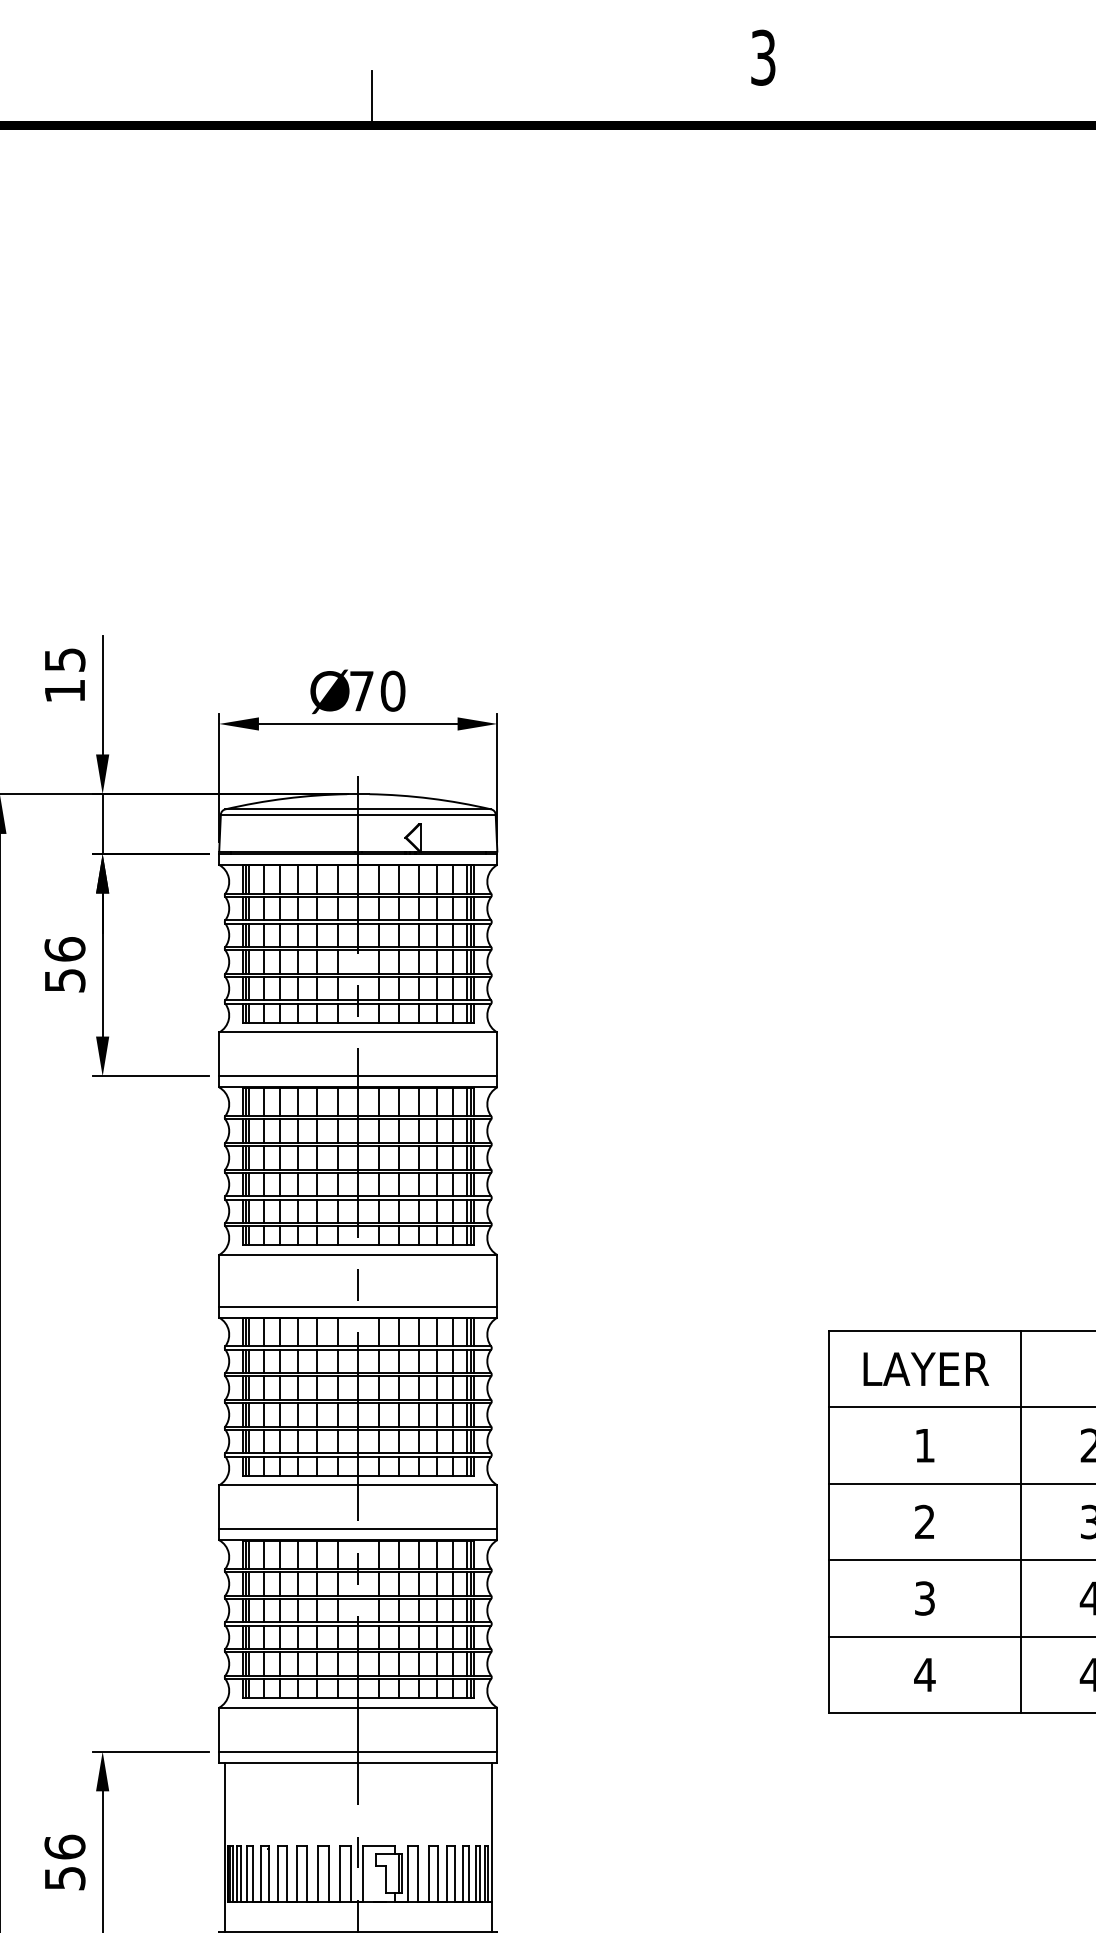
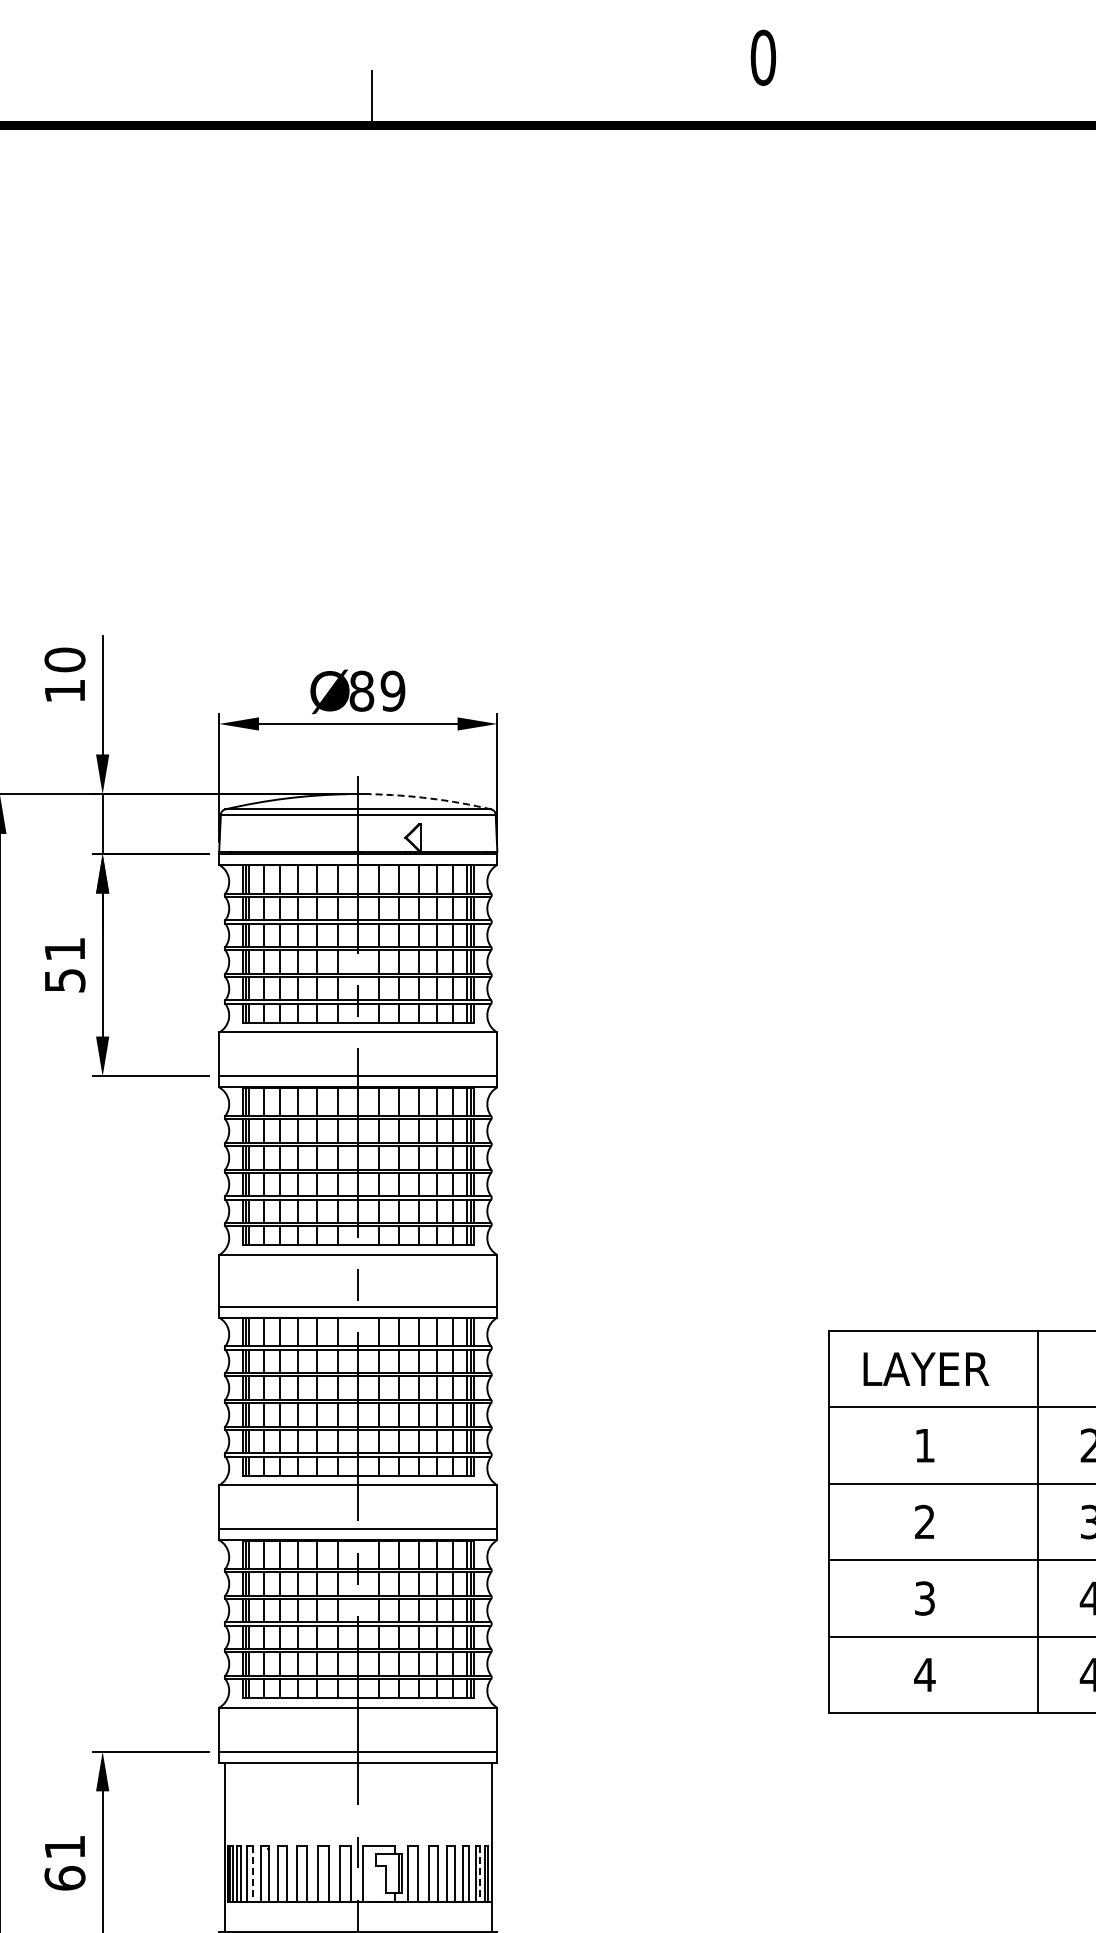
text: 3 -> 0 (763, 57)
text: 15 -> 10 (64, 659)
text: 70 -> 89 (377, 690)
arc: solid -> dashed (430, 798)
text: 56 -> 51 (64, 949)
line position: (1021, 1521) -> (1038, 1521) (1038, 1521)
text: 56 -> 61 (64, 1862)
line: solid -> dashed (253, 1874)
line: solid -> dashed (480, 1874)
